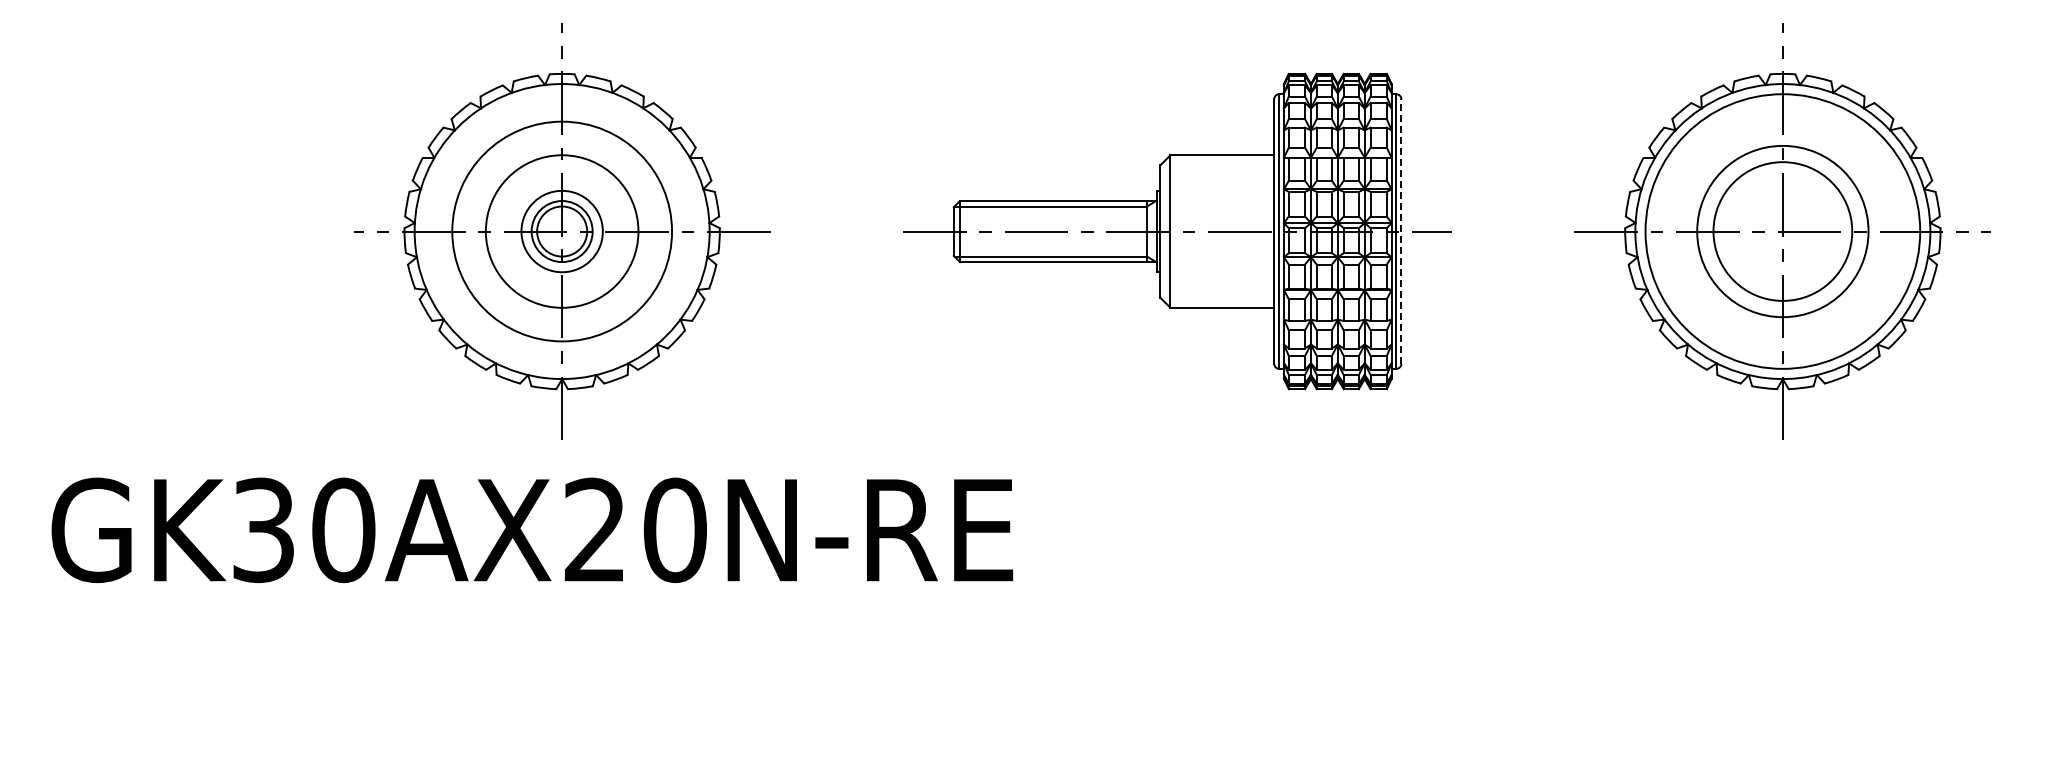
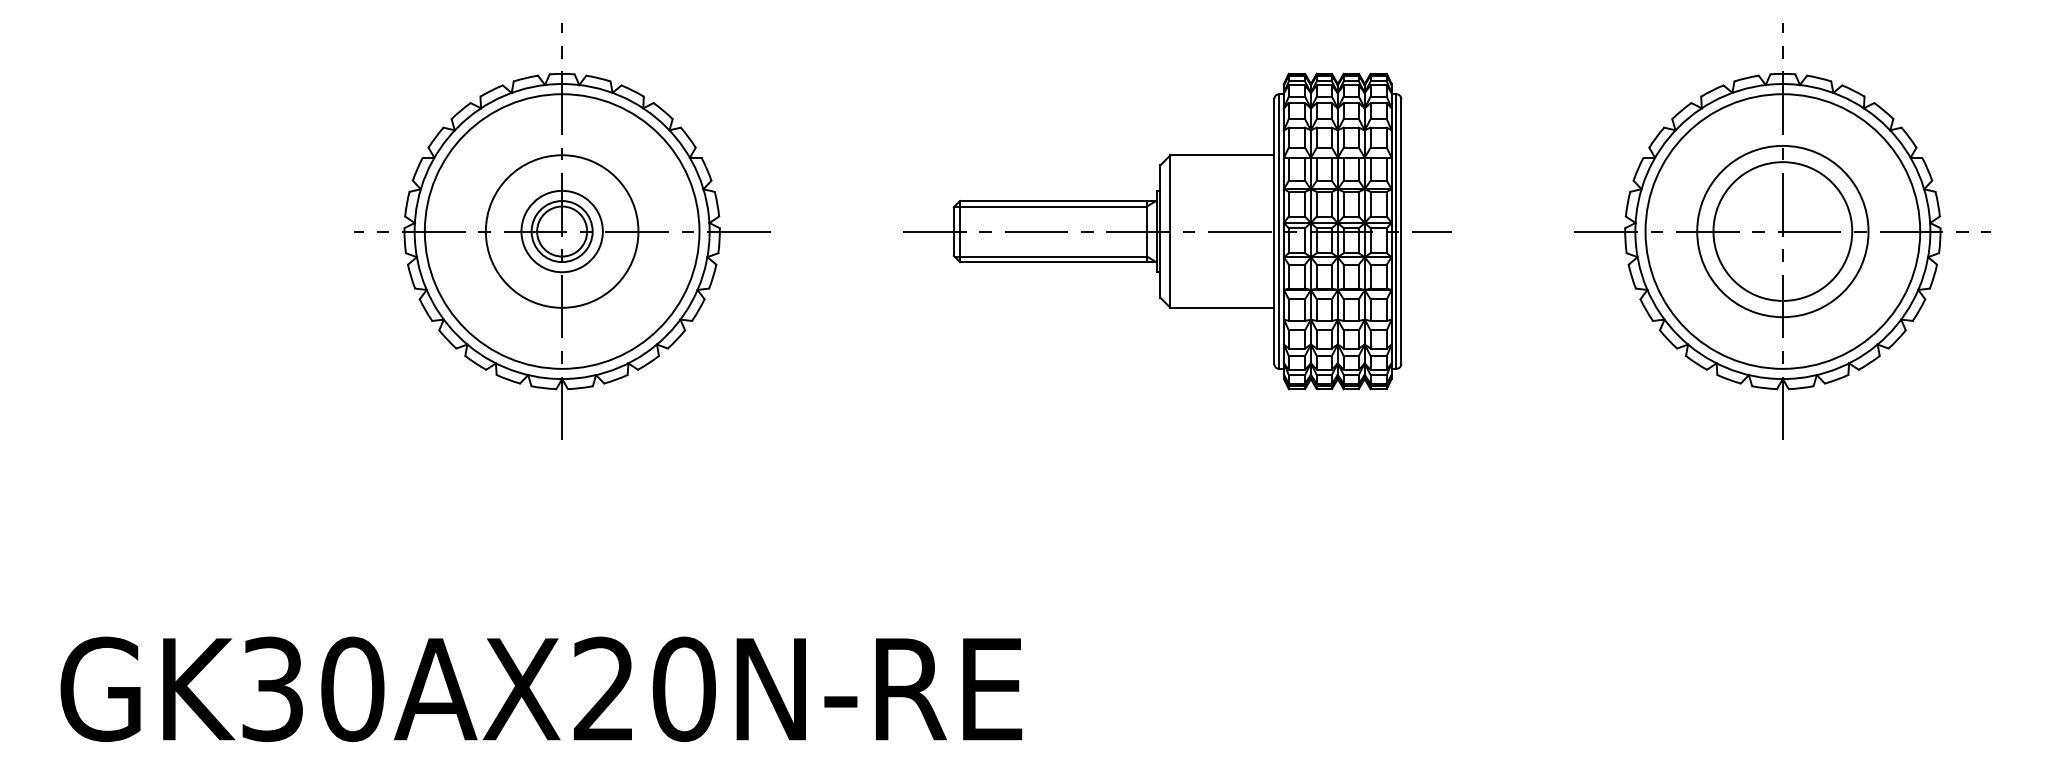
circle diameter: 220 px -> 275 px (561, 231)
line: dashed -> solid (1401, 231)
text position: (532, 530) -> (541, 689) (541, 689)
